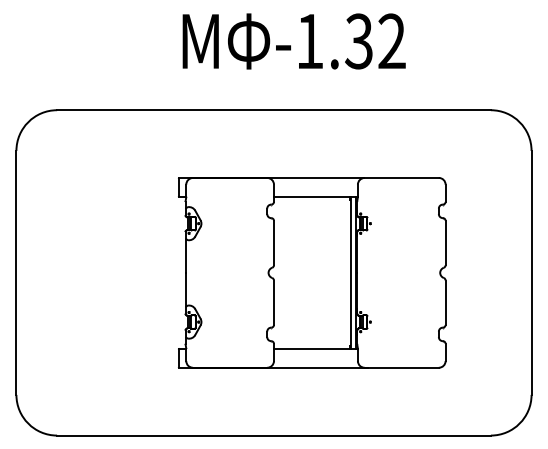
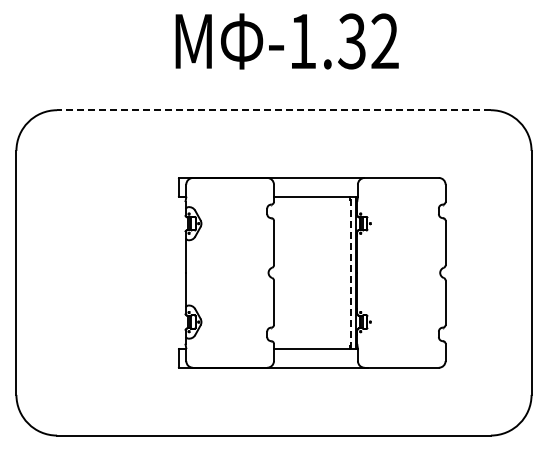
text position: (293, 41) -> (286, 41) (286, 41)
line: solid -> dashed (274, 110)
line: solid -> dashed (350, 272)
